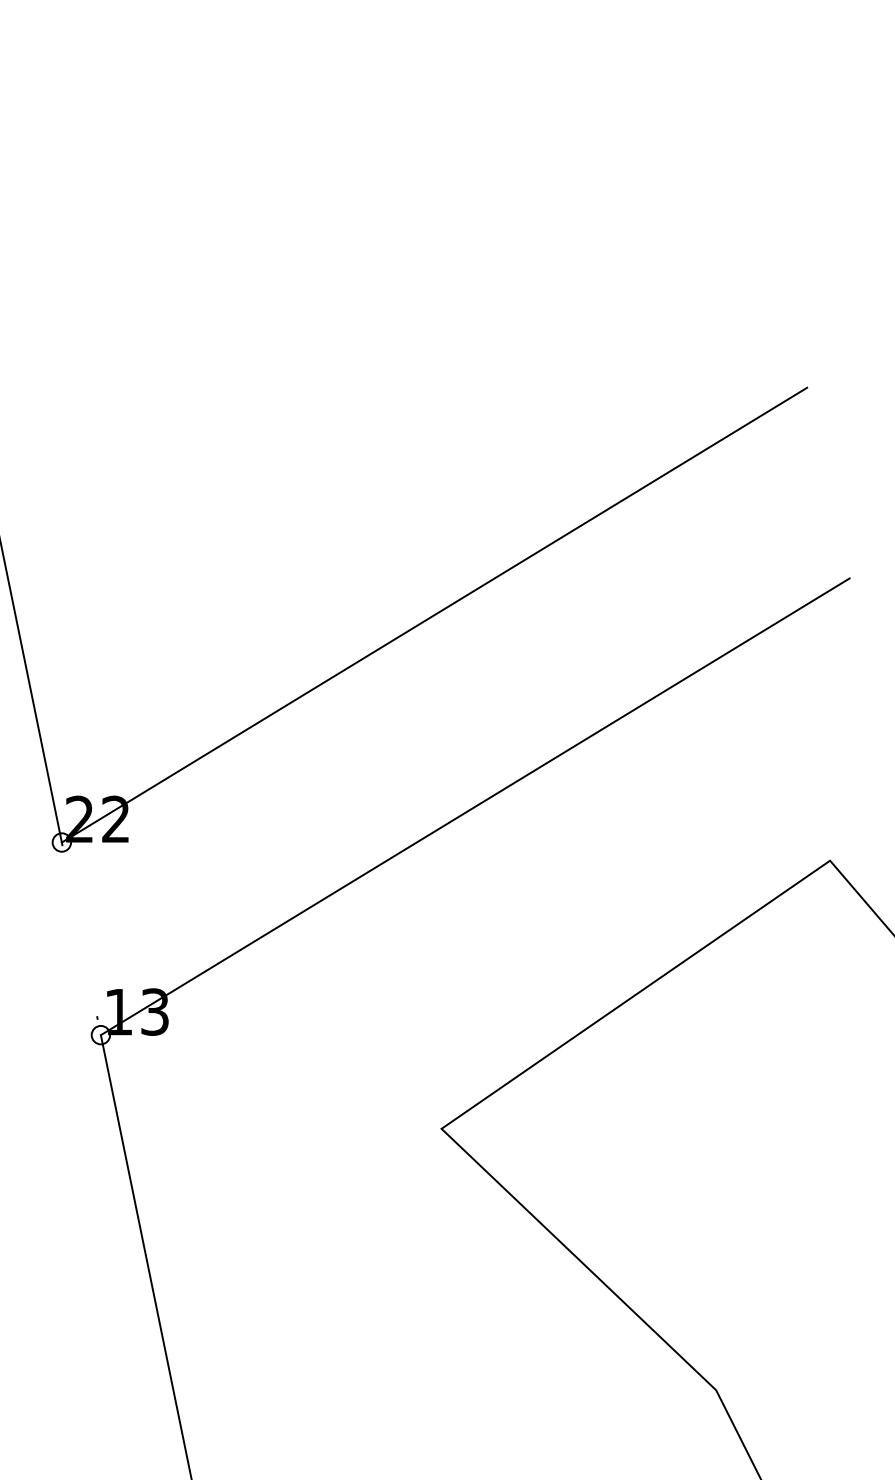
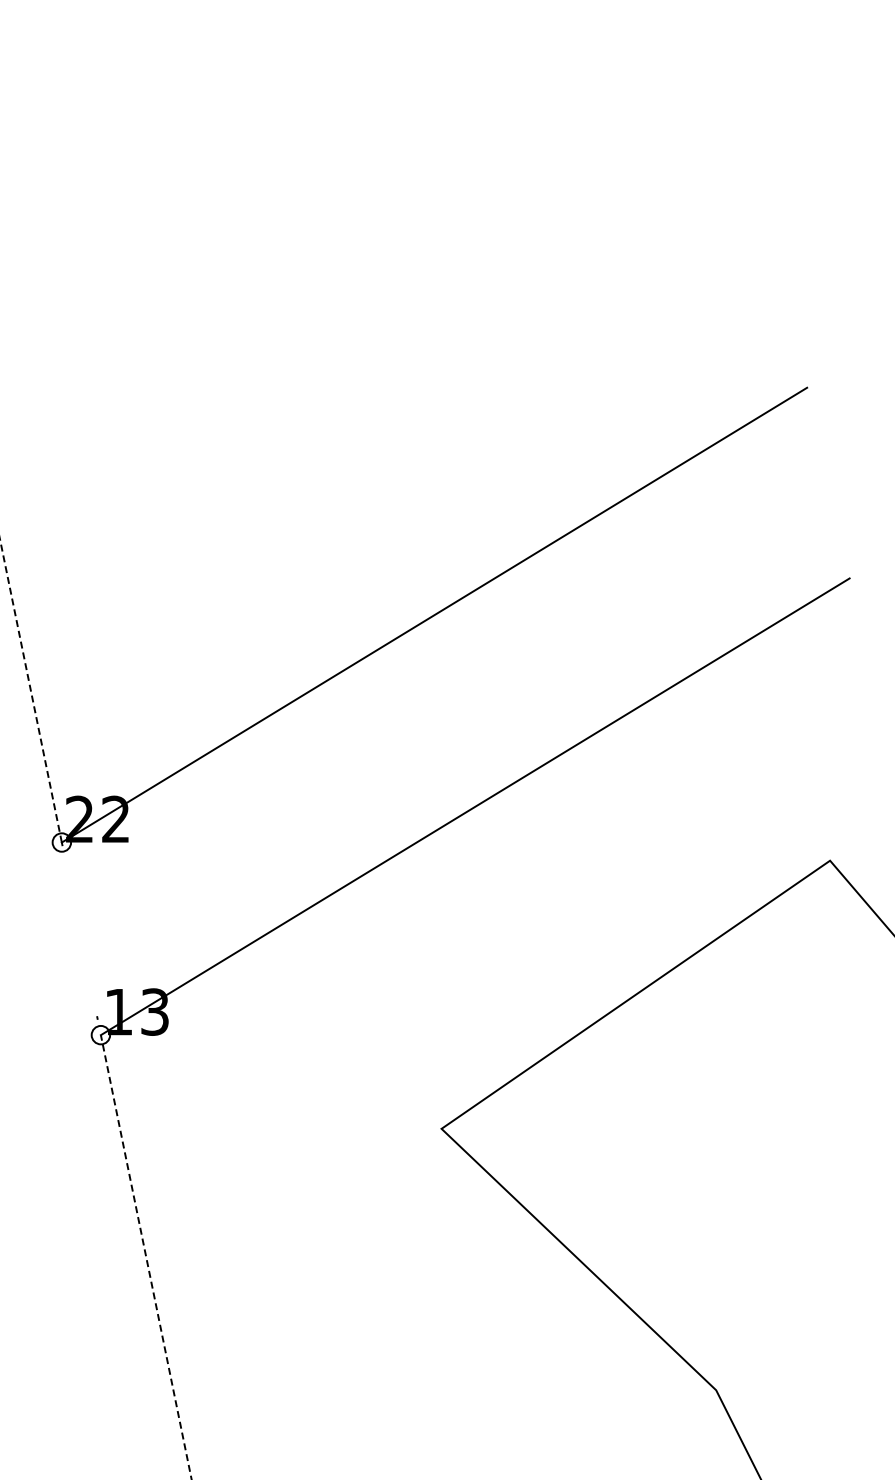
line: solid -> dashed (30, 690)
line: solid -> dashed (146, 1257)
